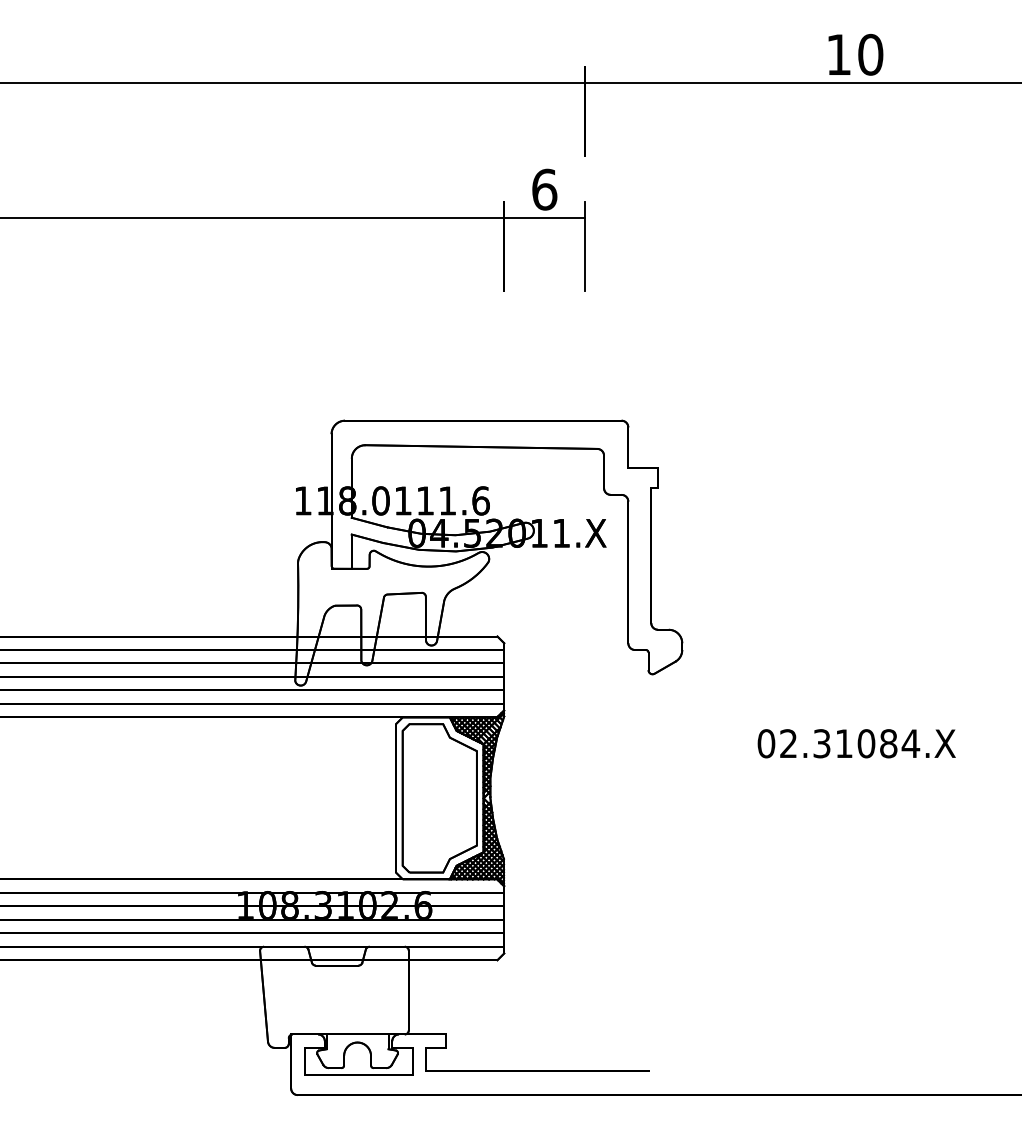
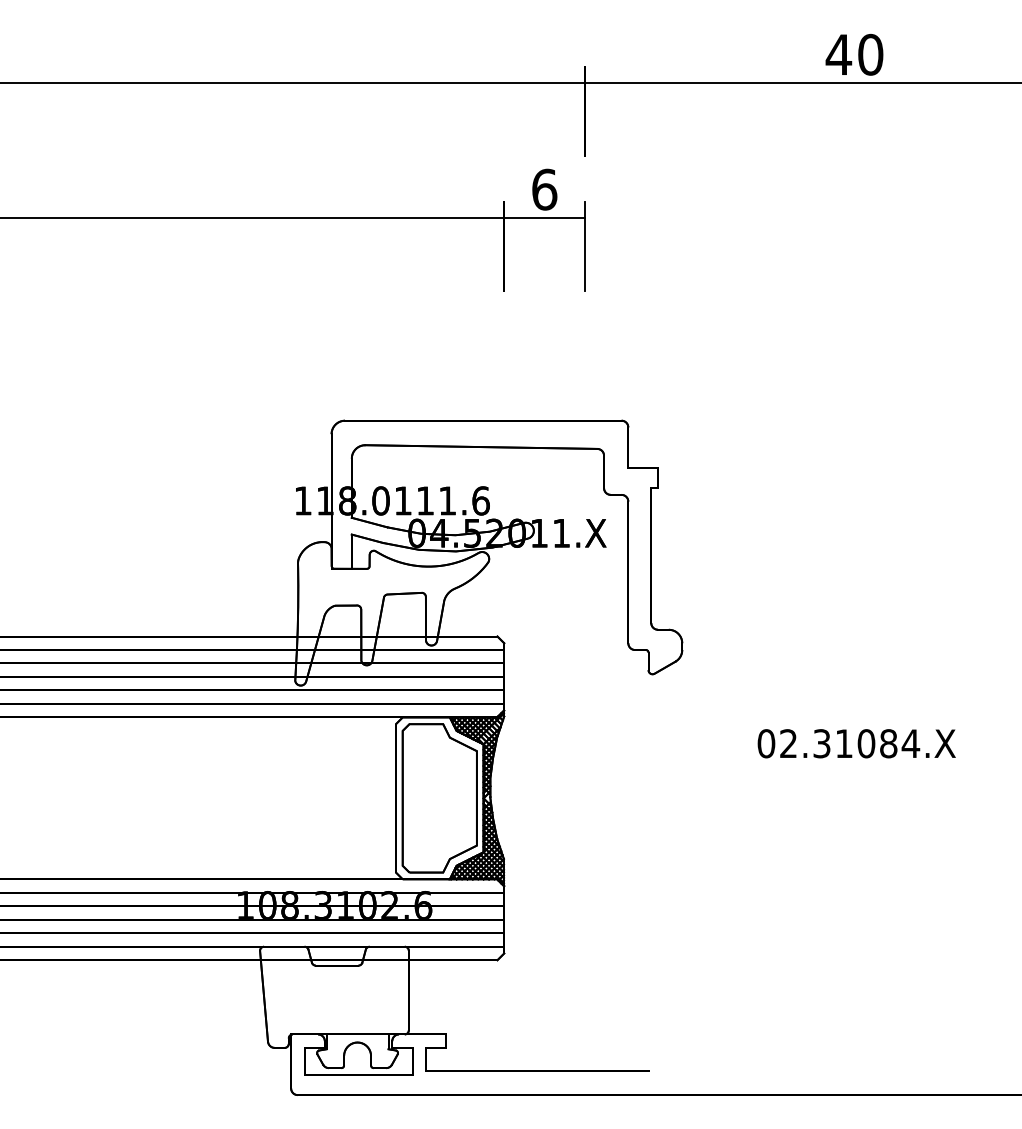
text: 10 -> 40 (838, 54)
